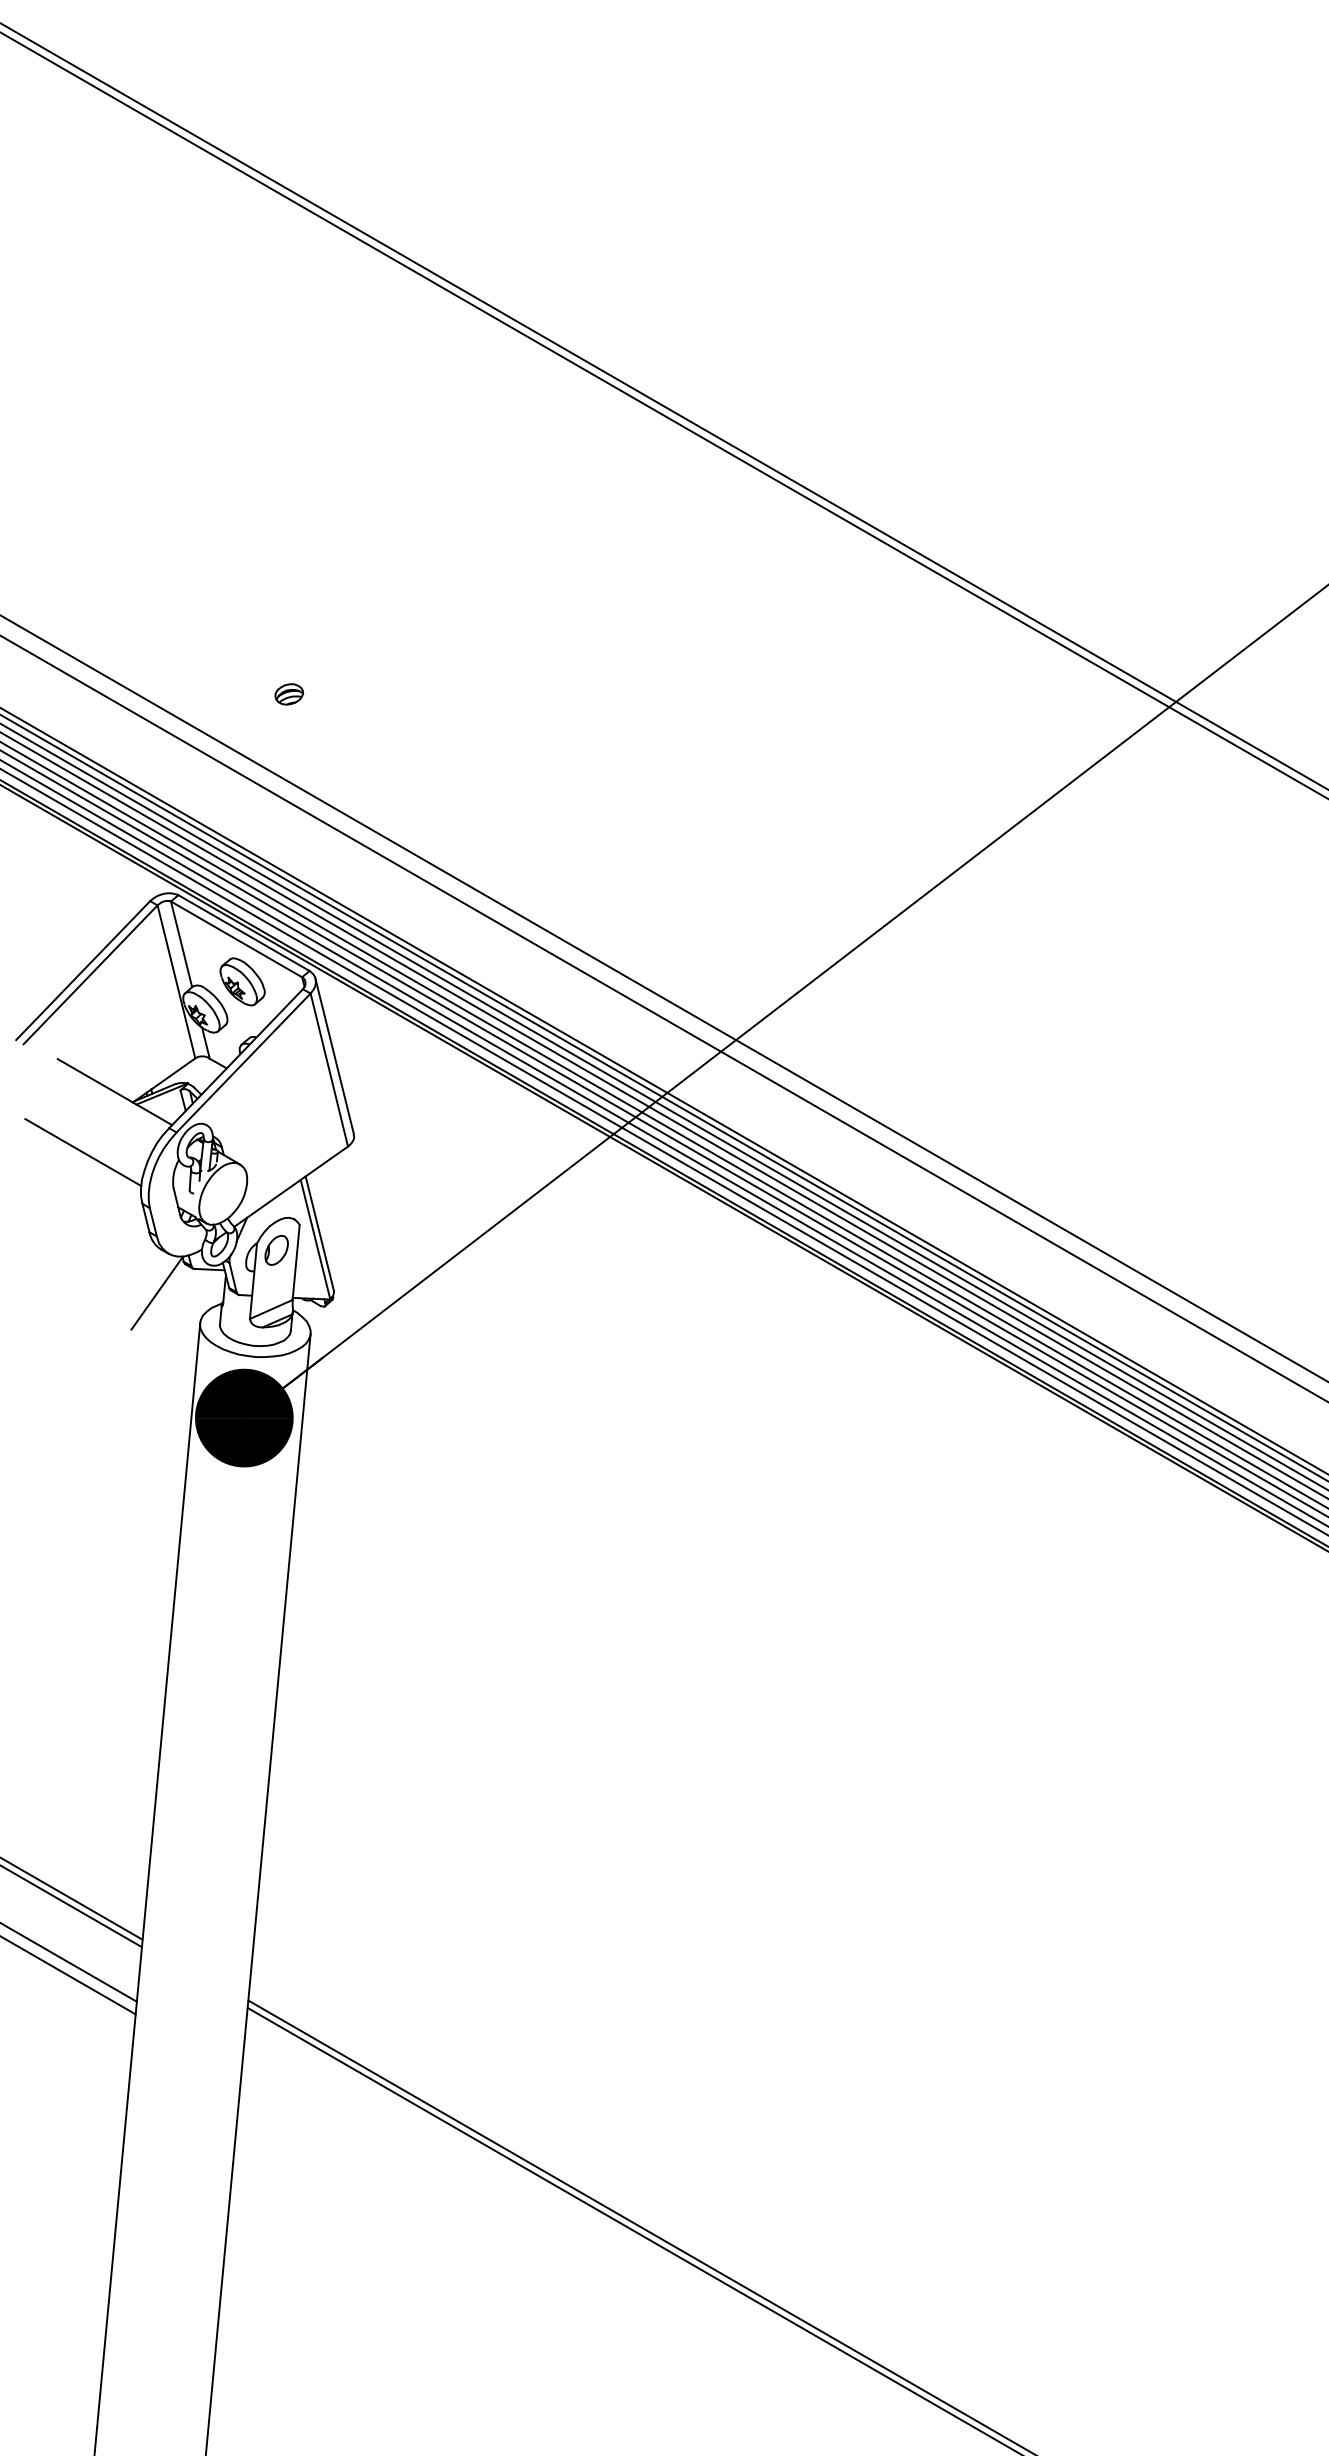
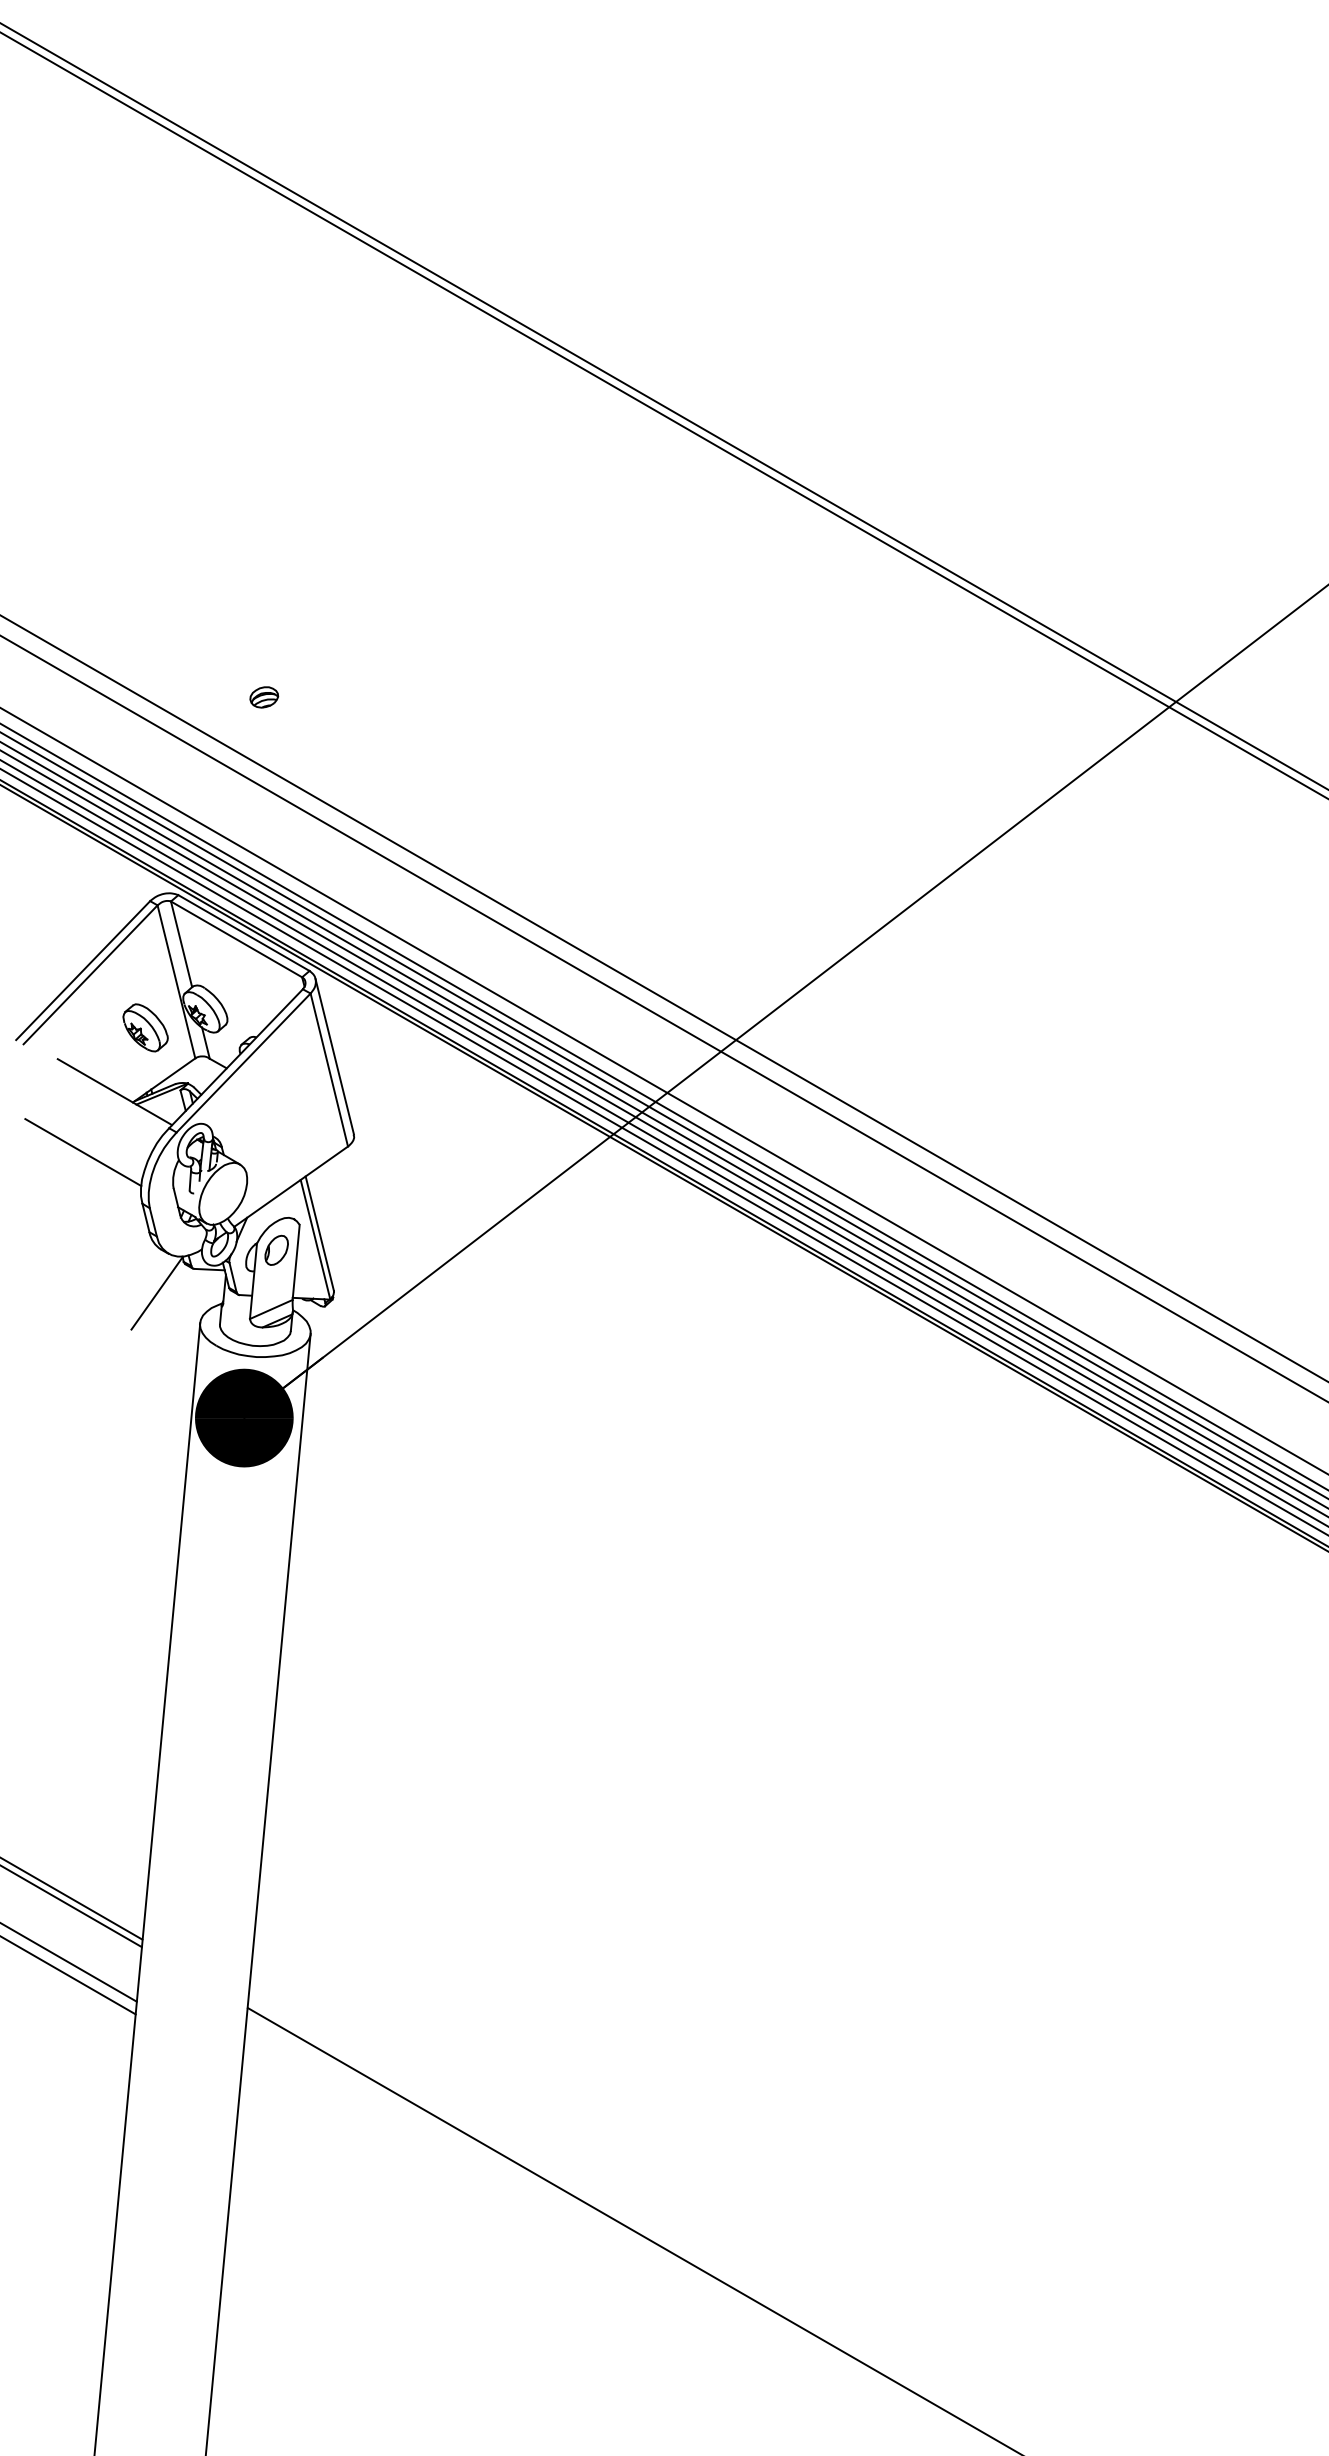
part position: (289, 694) -> (264, 697) (264, 697)
part position: (242, 981) -> (145, 1027) (145, 1027)
line: present -> none (663, 1097)
line: present -> none (639, 2226)
